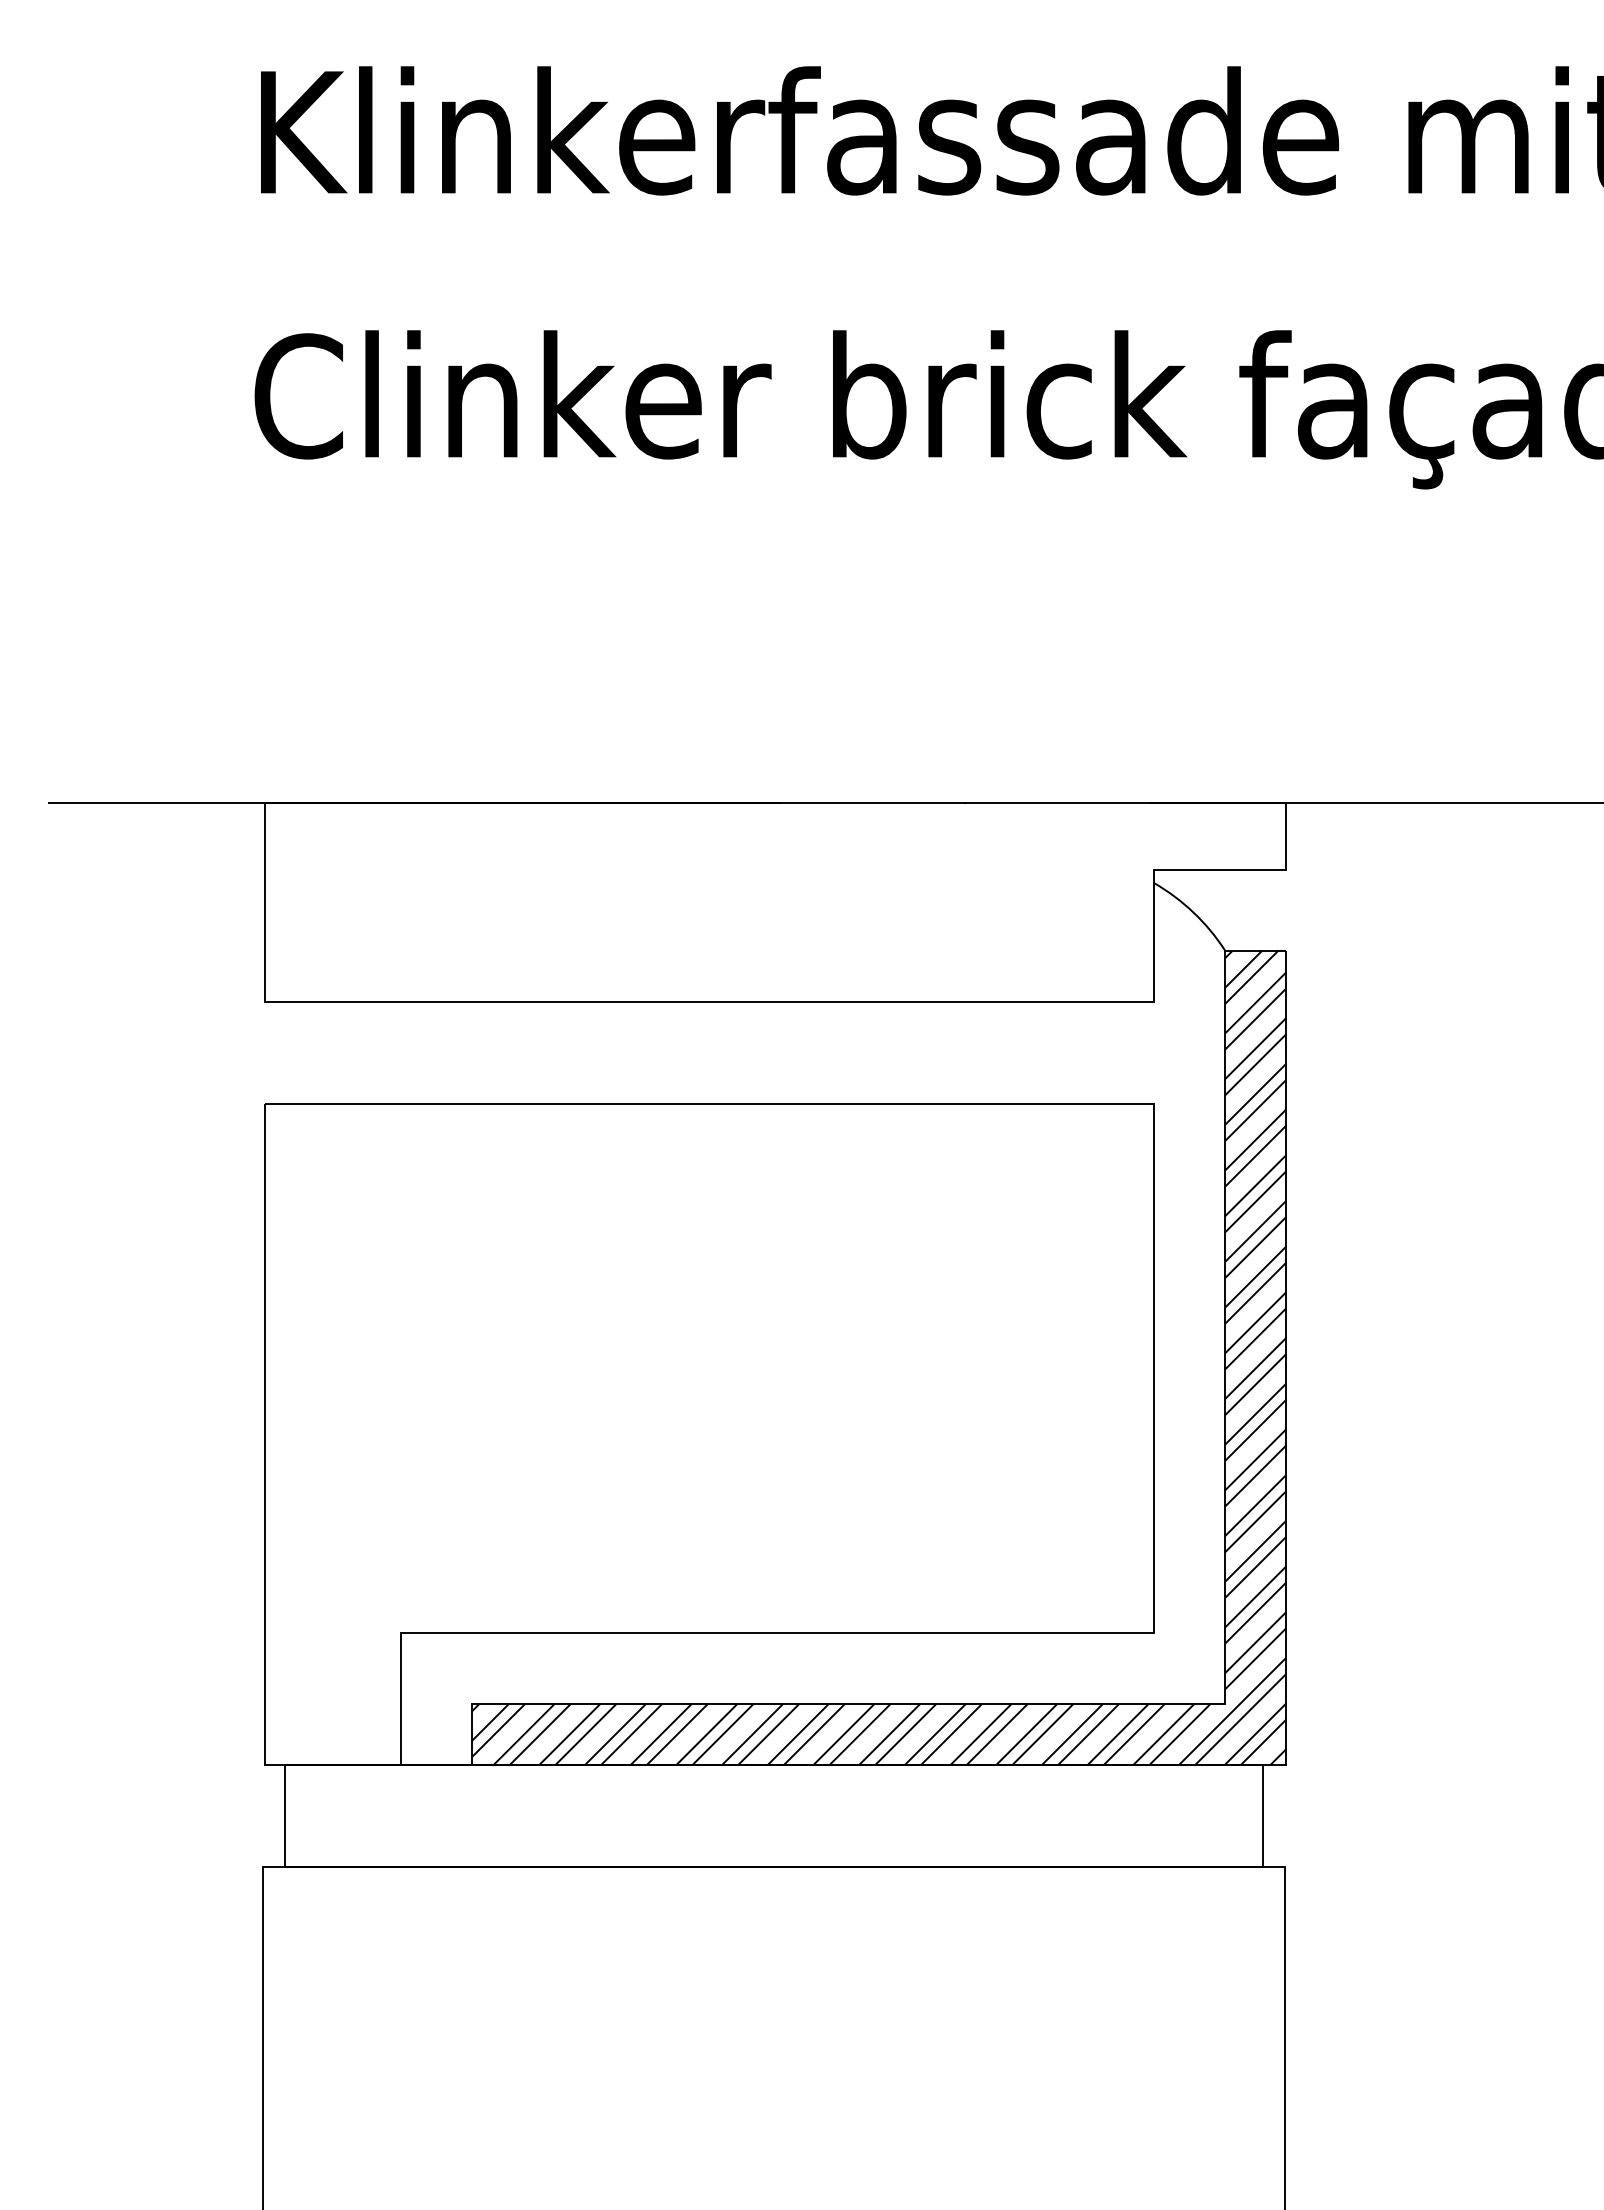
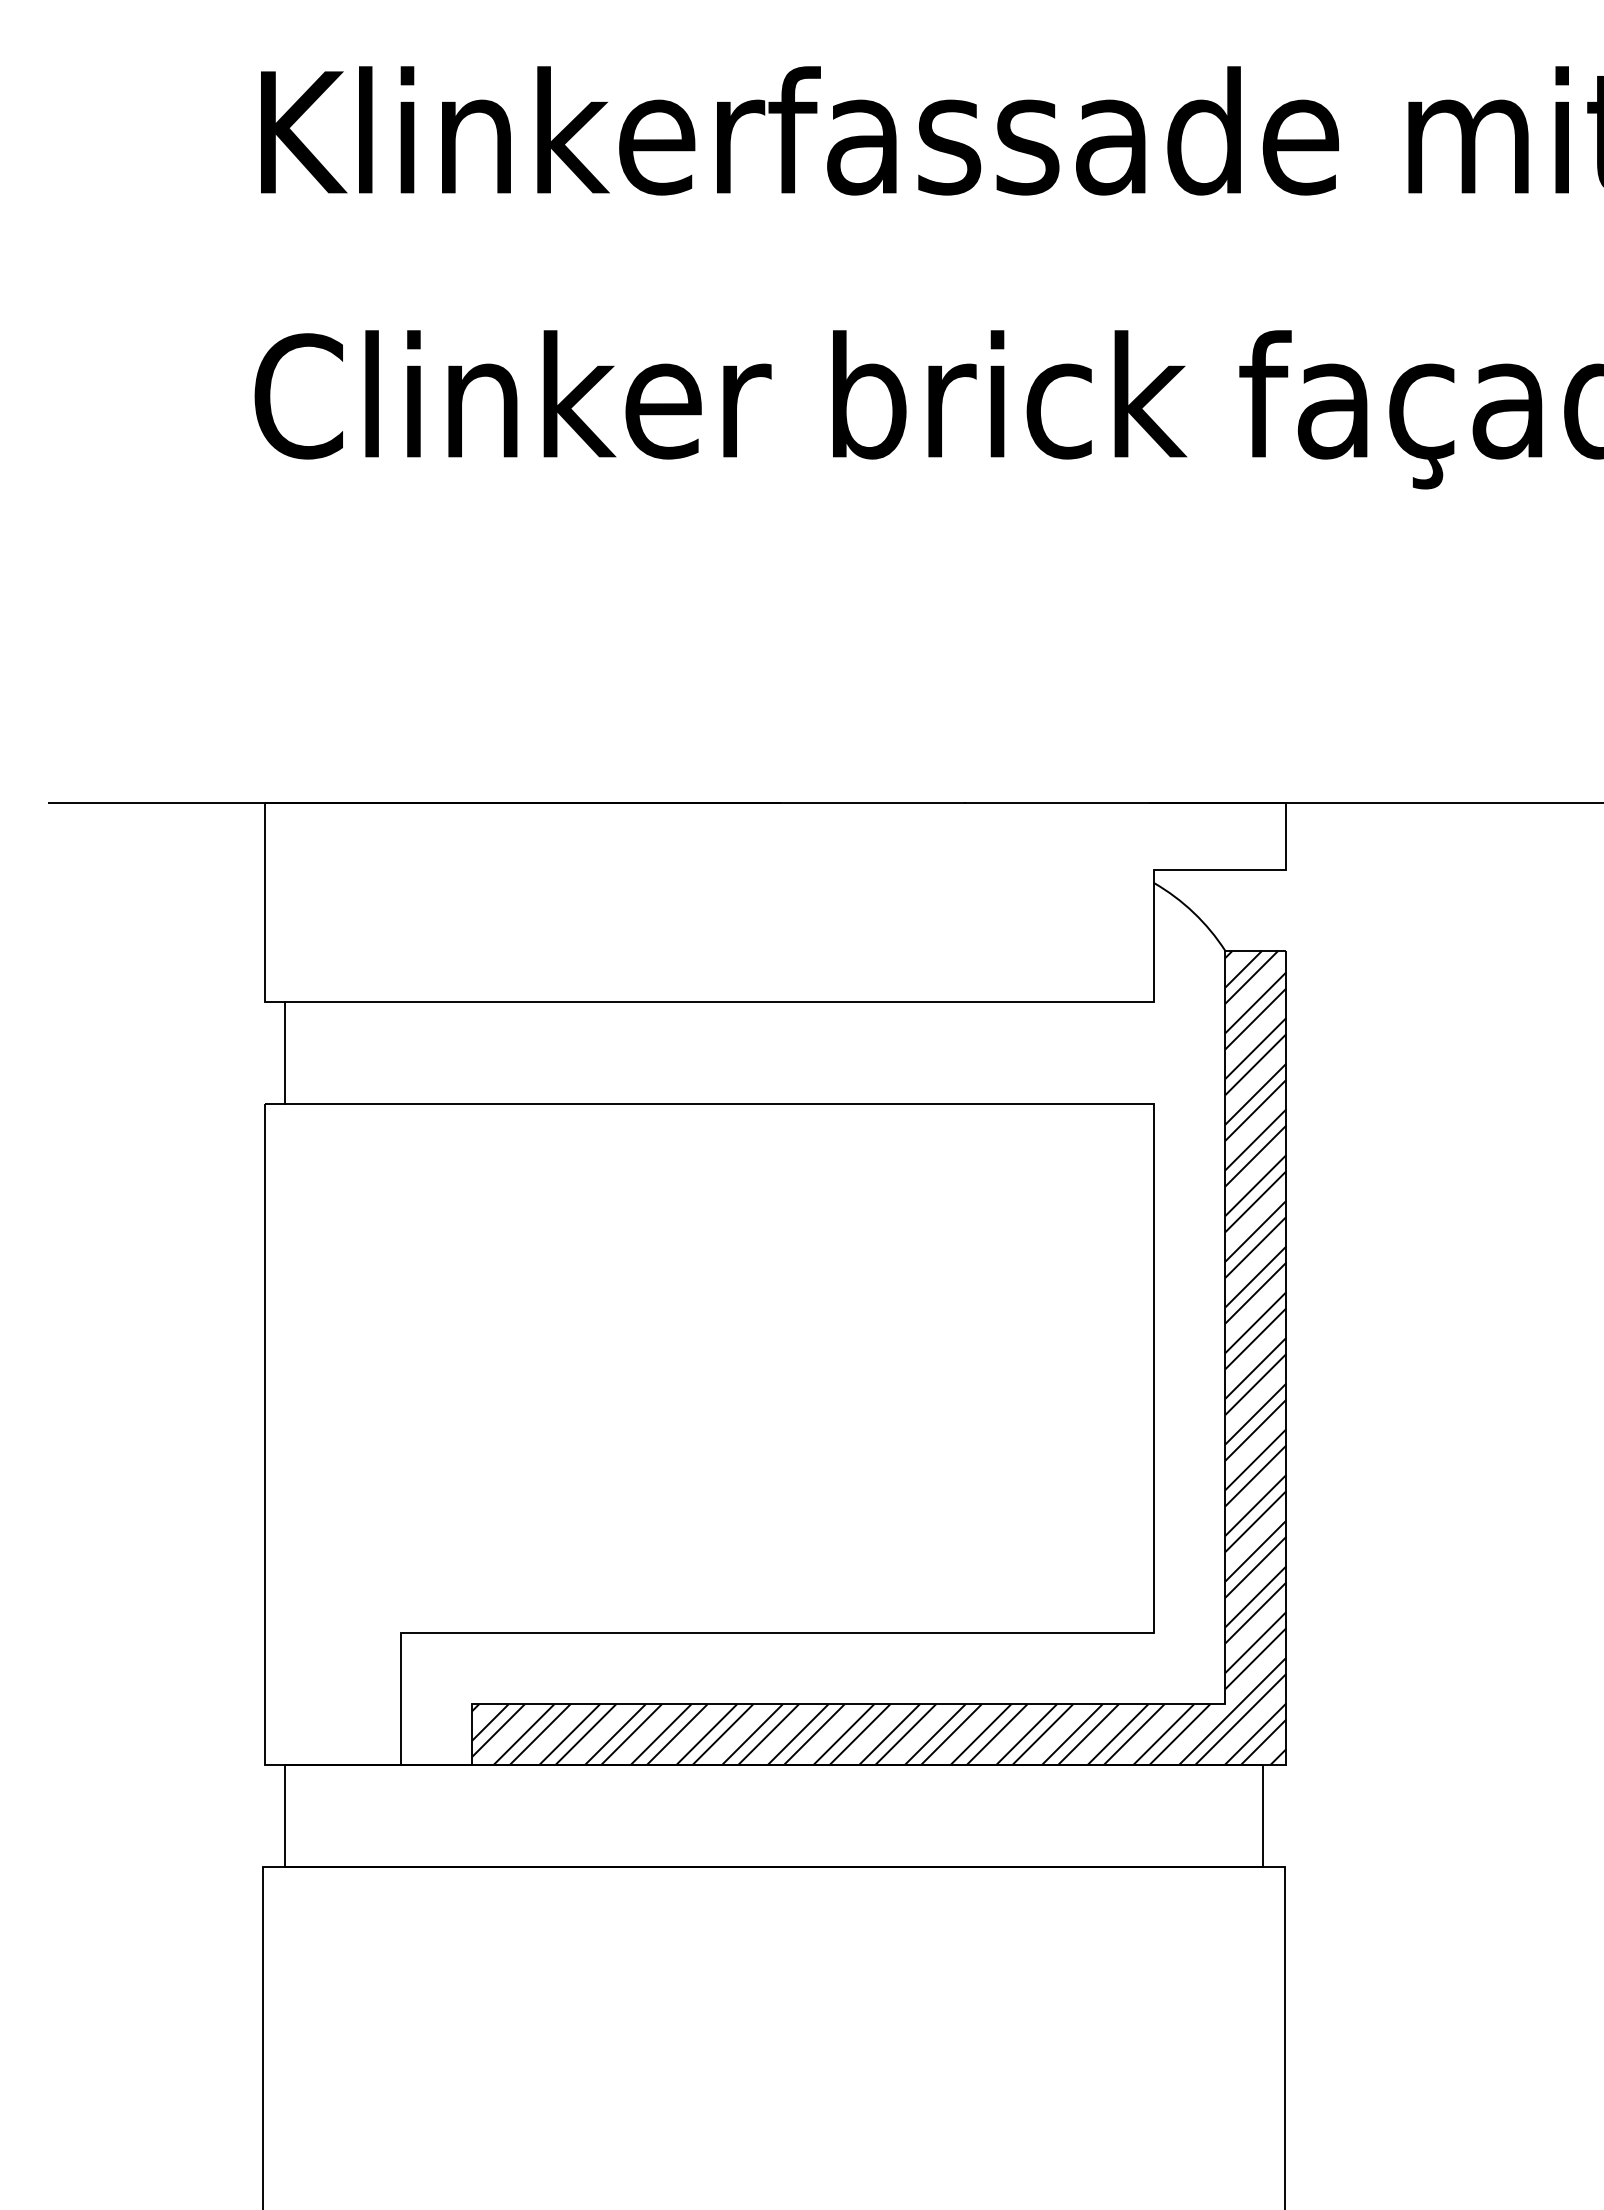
line: none -> present (285, 1052)
